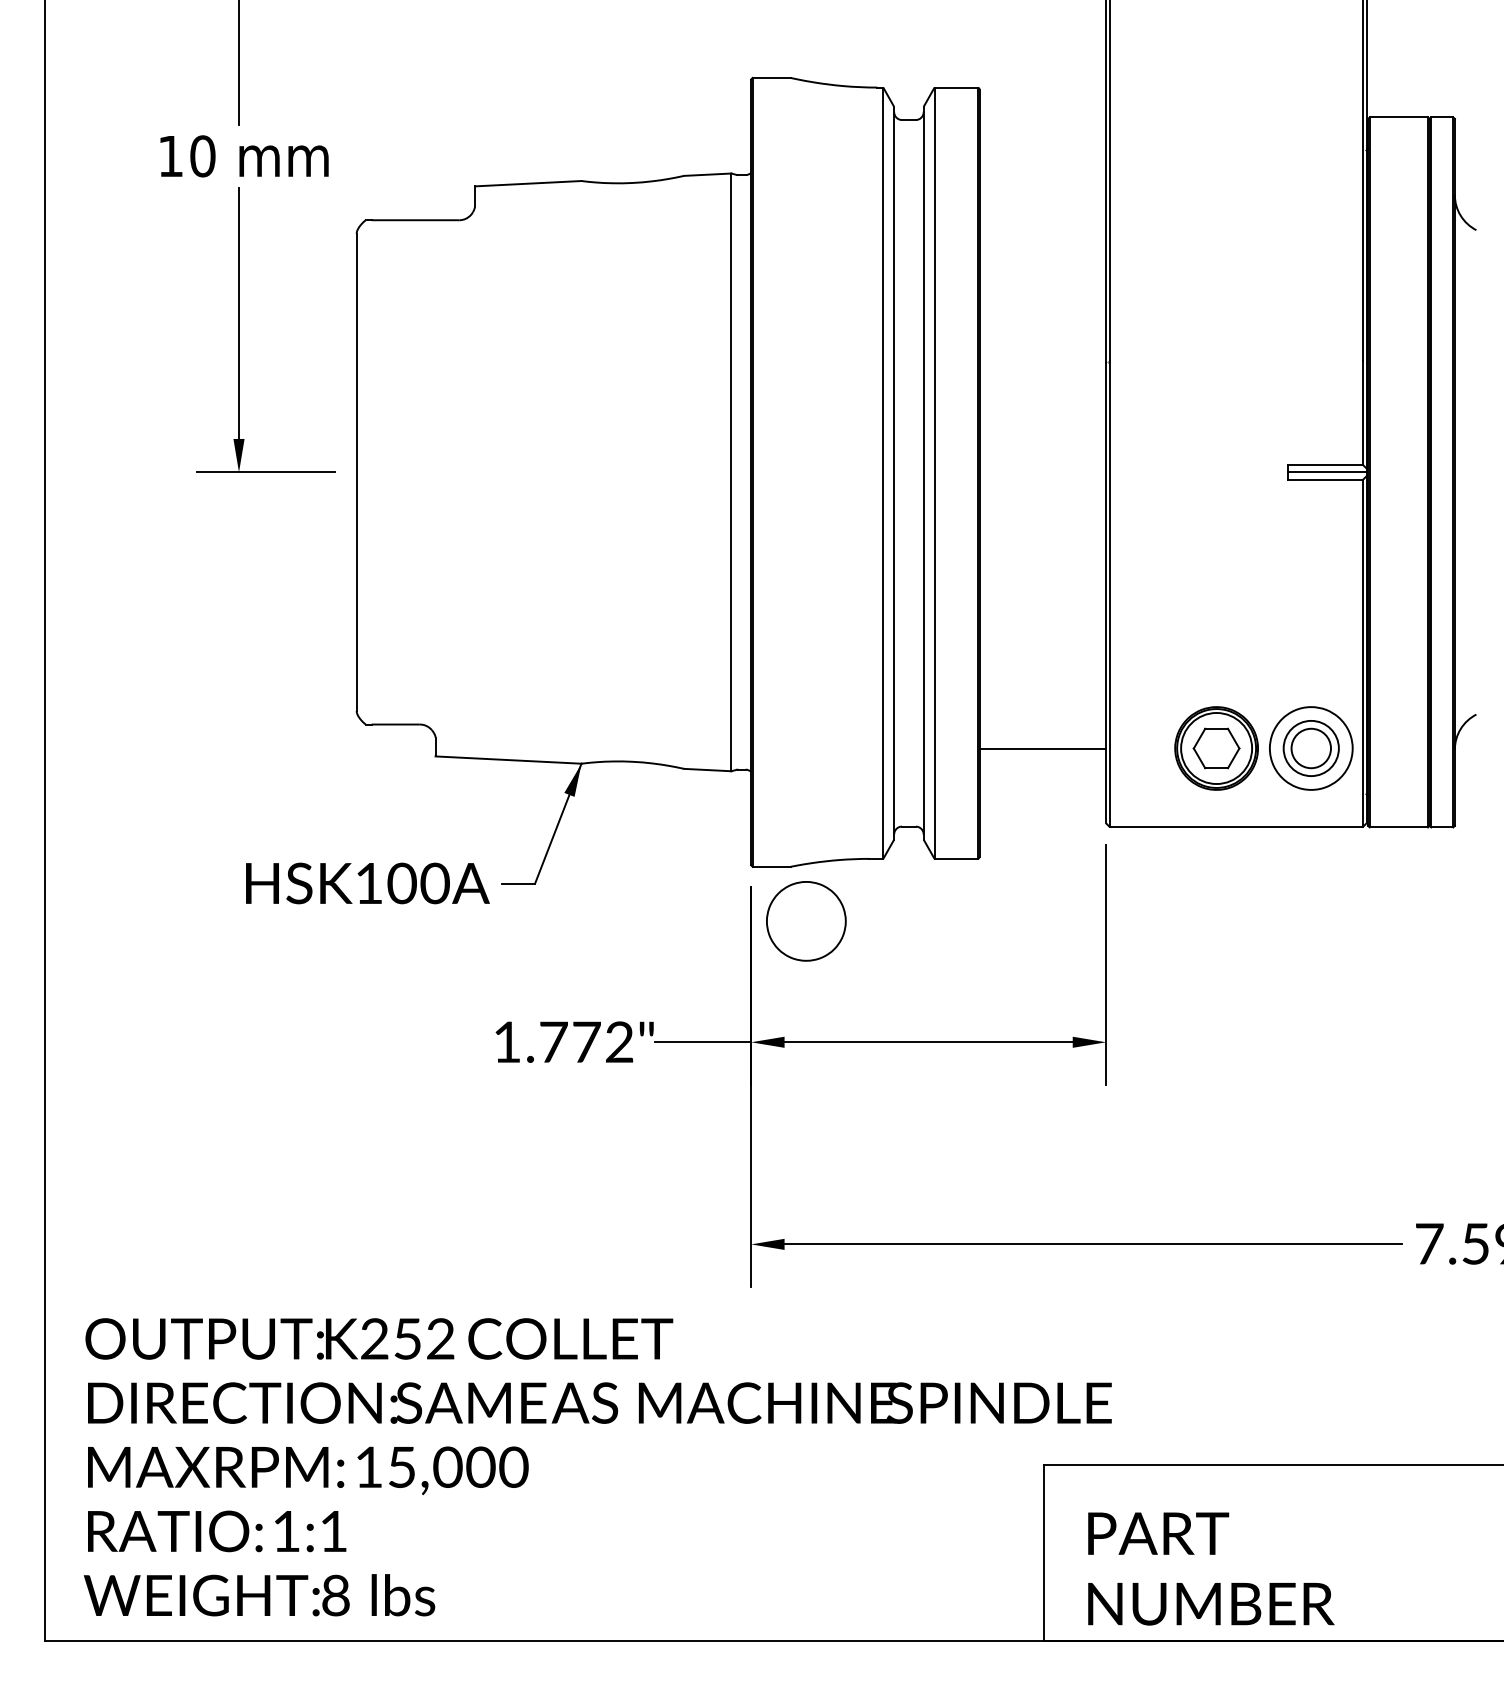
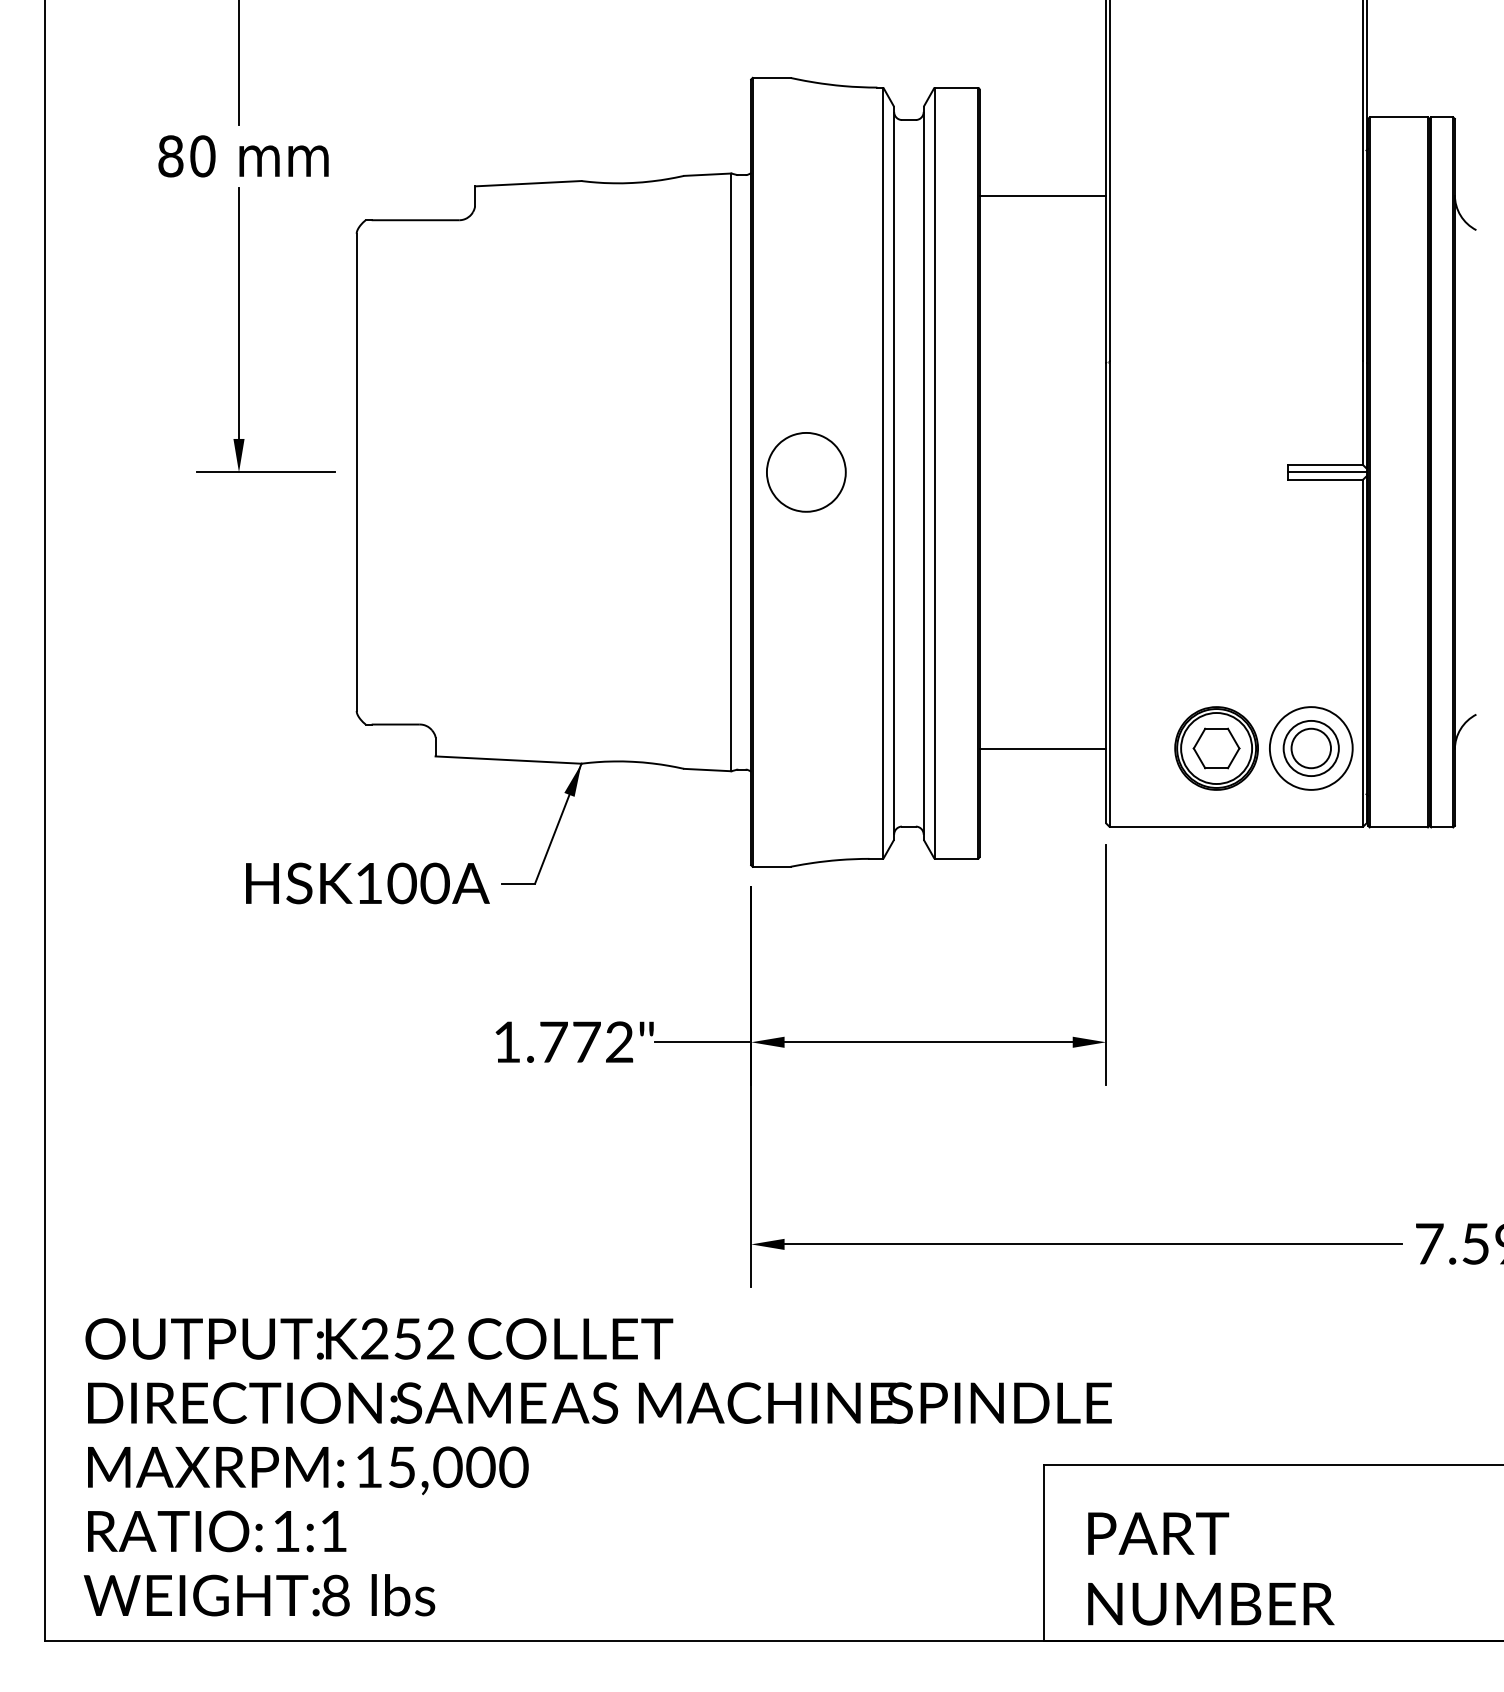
text: 10 -> 80 (170, 156)
line: none -> present (1042, 196)
part position: (806, 921) -> (806, 472) (806, 472)
